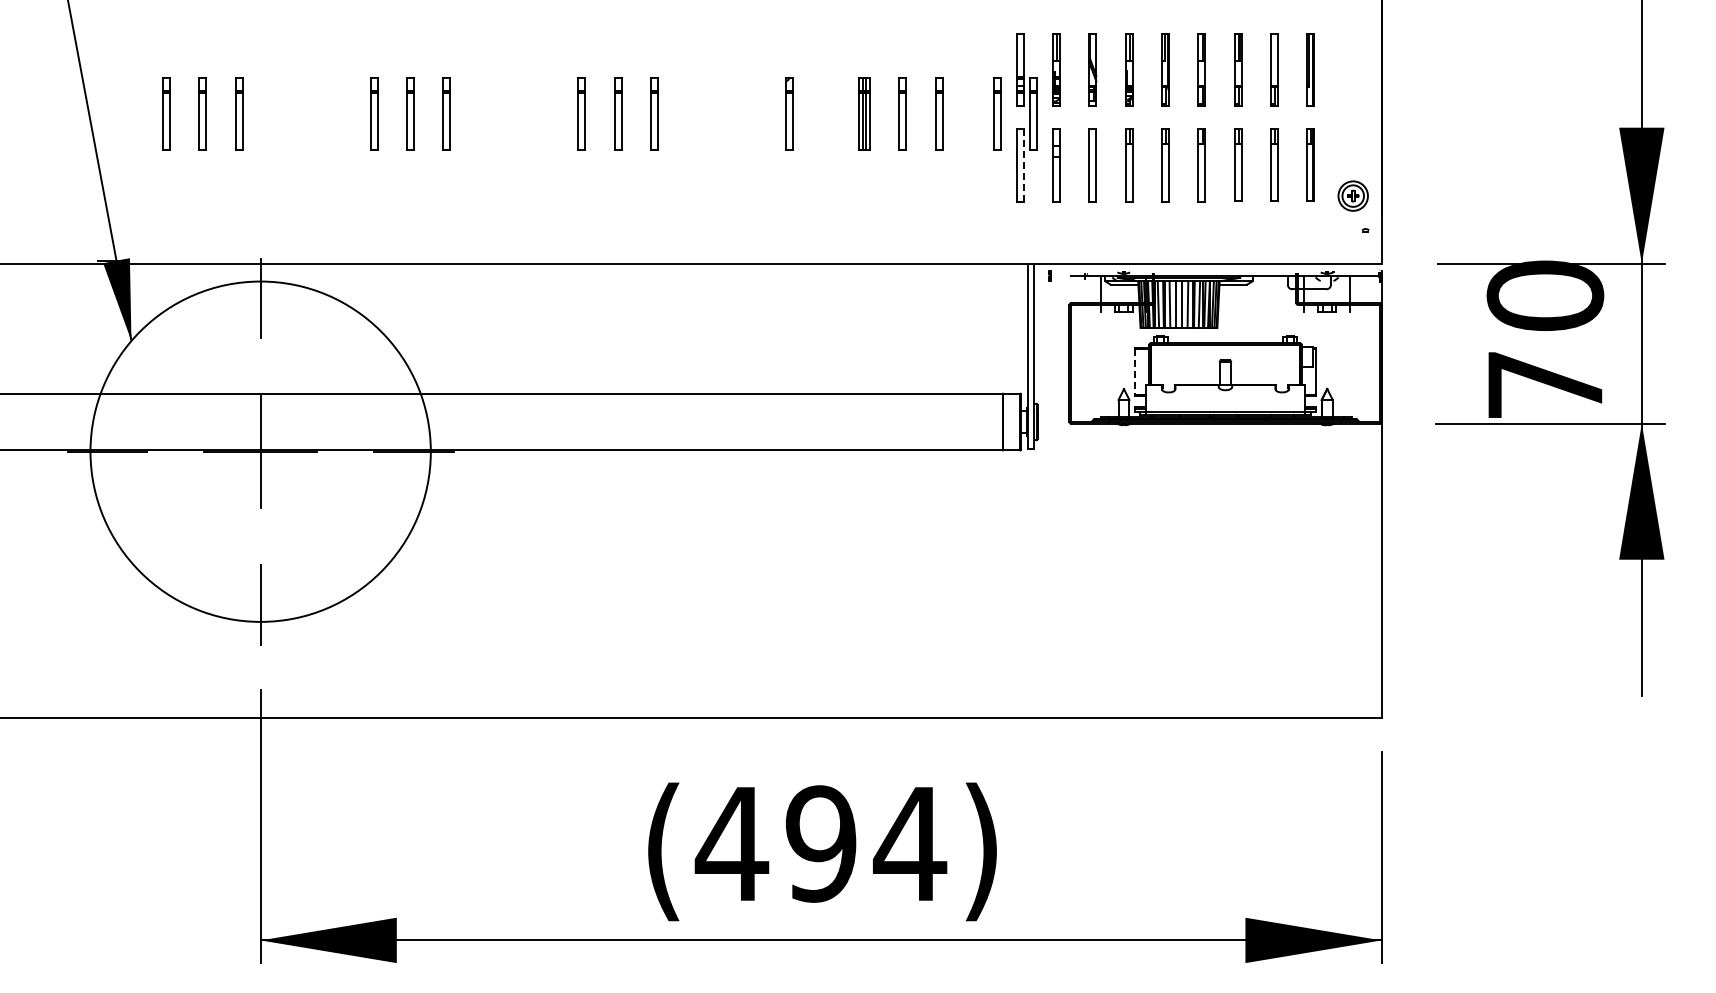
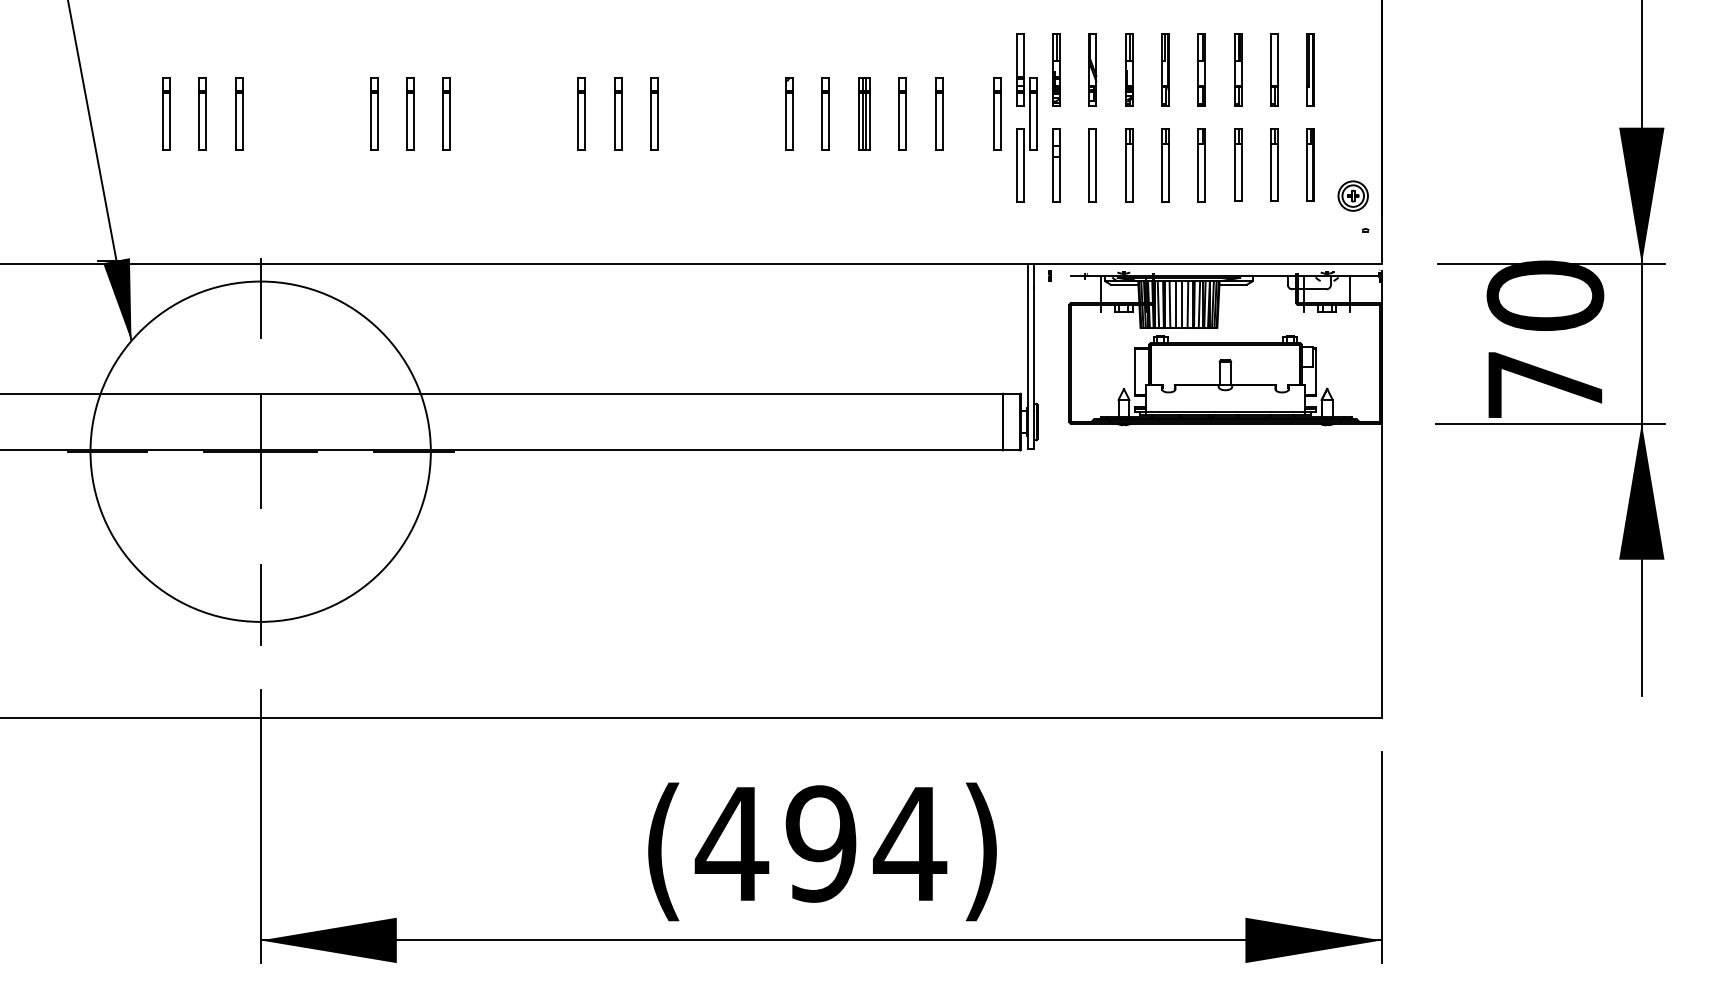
part: none -> present (825, 113)
line: dashed -> solid (1023, 164)
line: dashed -> solid (1134, 371)
